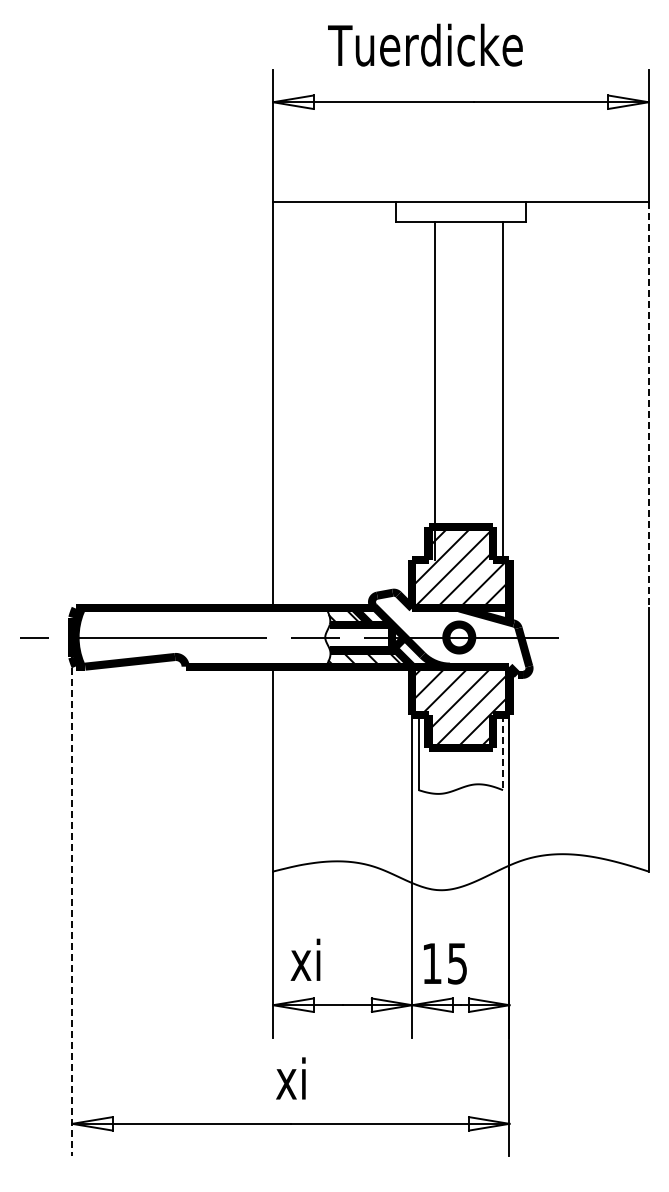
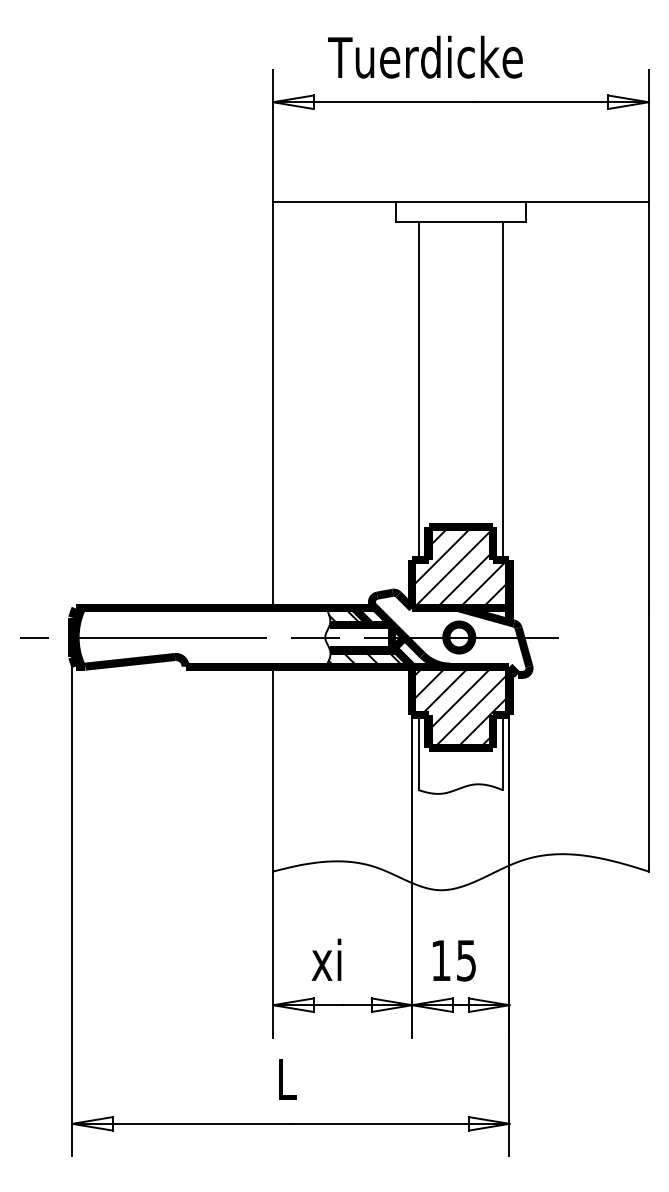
text position: (425, 44) -> (425, 56) (425, 56)
line position: (434, 390) -> (418, 390) (418, 390)
line: dashed -> solid (648, 405)
line: dashed -> solid (503, 753)
line: dashed -> solid (72, 907)
text position: (305, 959) -> (326, 959) (326, 959)
text position: (445, 963) -> (454, 960) (454, 960)
text: xi -> L (290, 1078)
